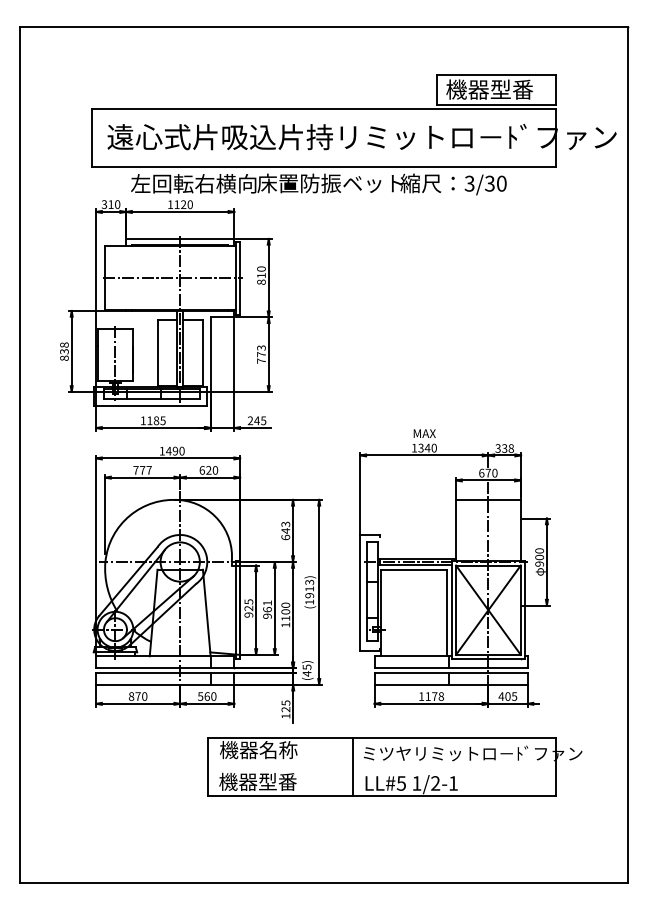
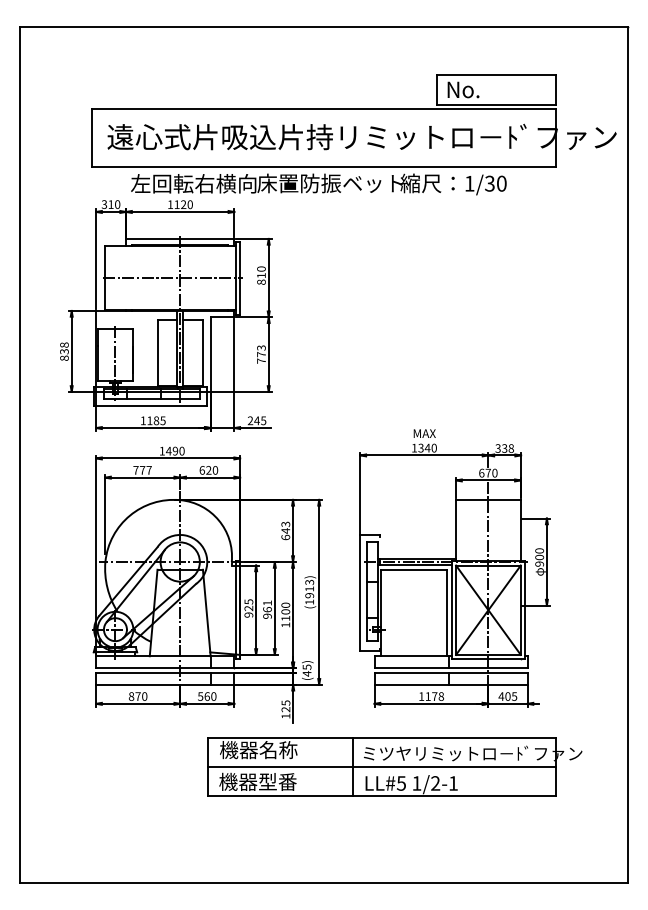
text: 機器型番 -> No. (489, 89)
text: 3/30 -> 1/30 (469, 183)
line: none -> present (381, 766)
